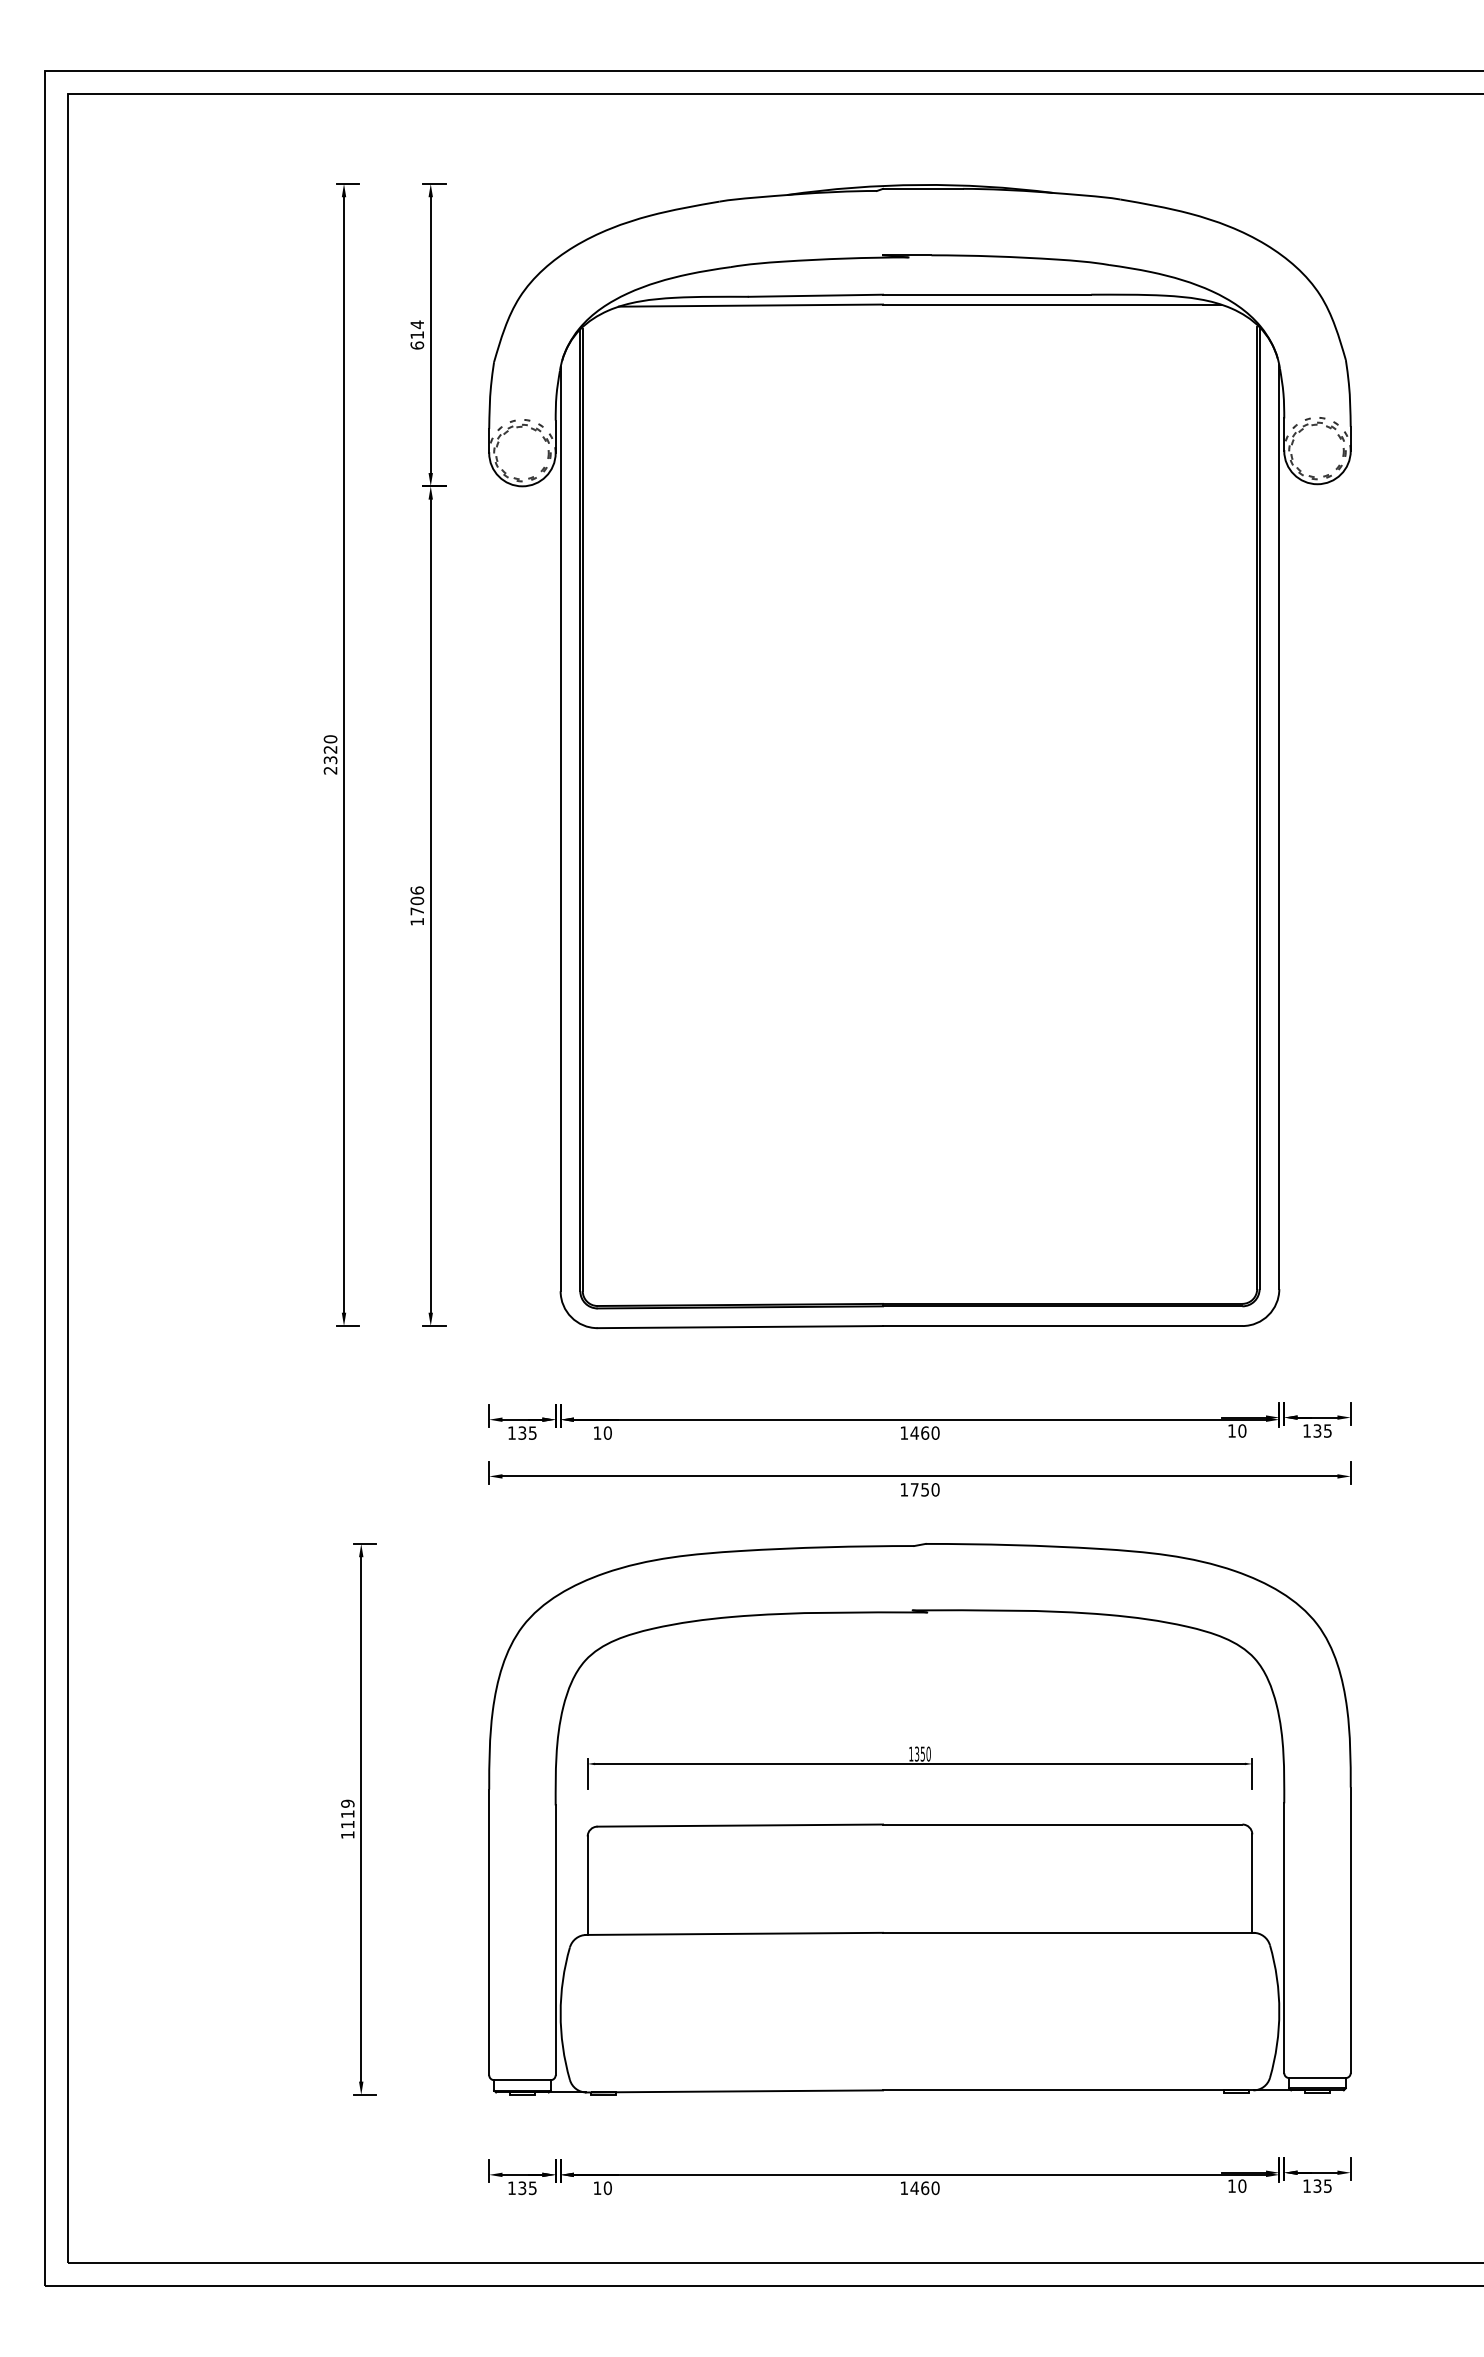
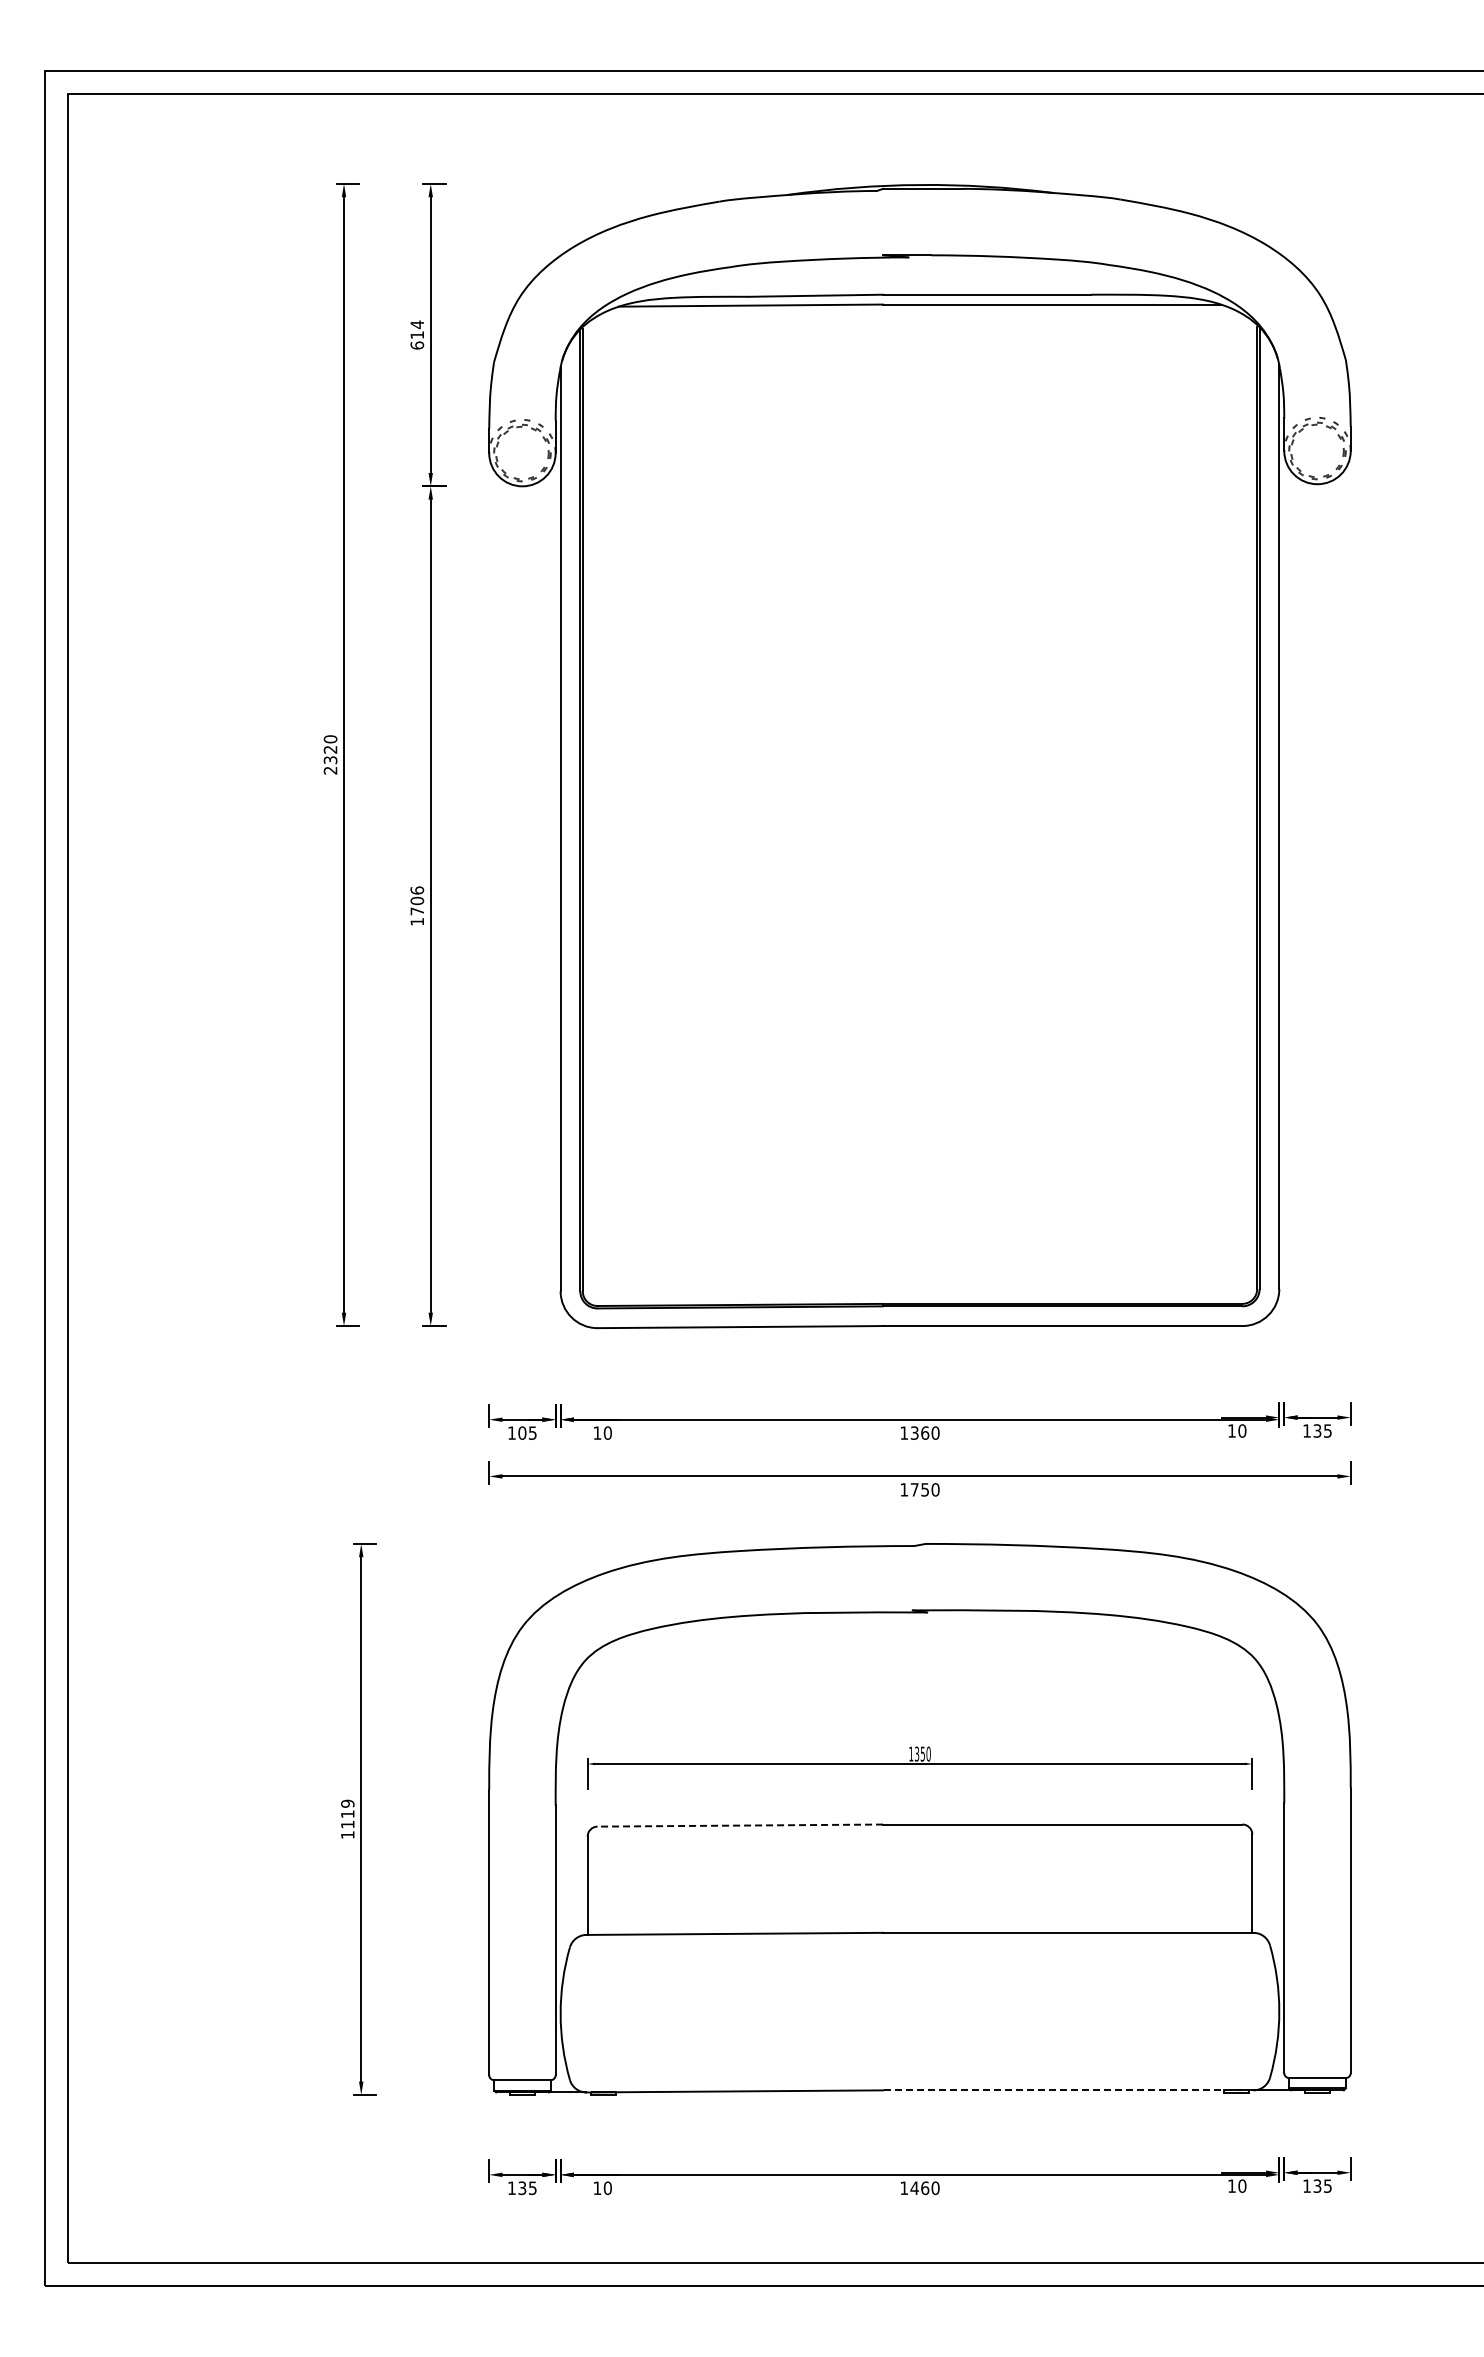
text: 135 -> 105 (522, 1432)
text: 1460 -> 1360 (914, 1432)
line: solid -> dashed (740, 1825)
line: solid -> dashed (1067, 2090)
